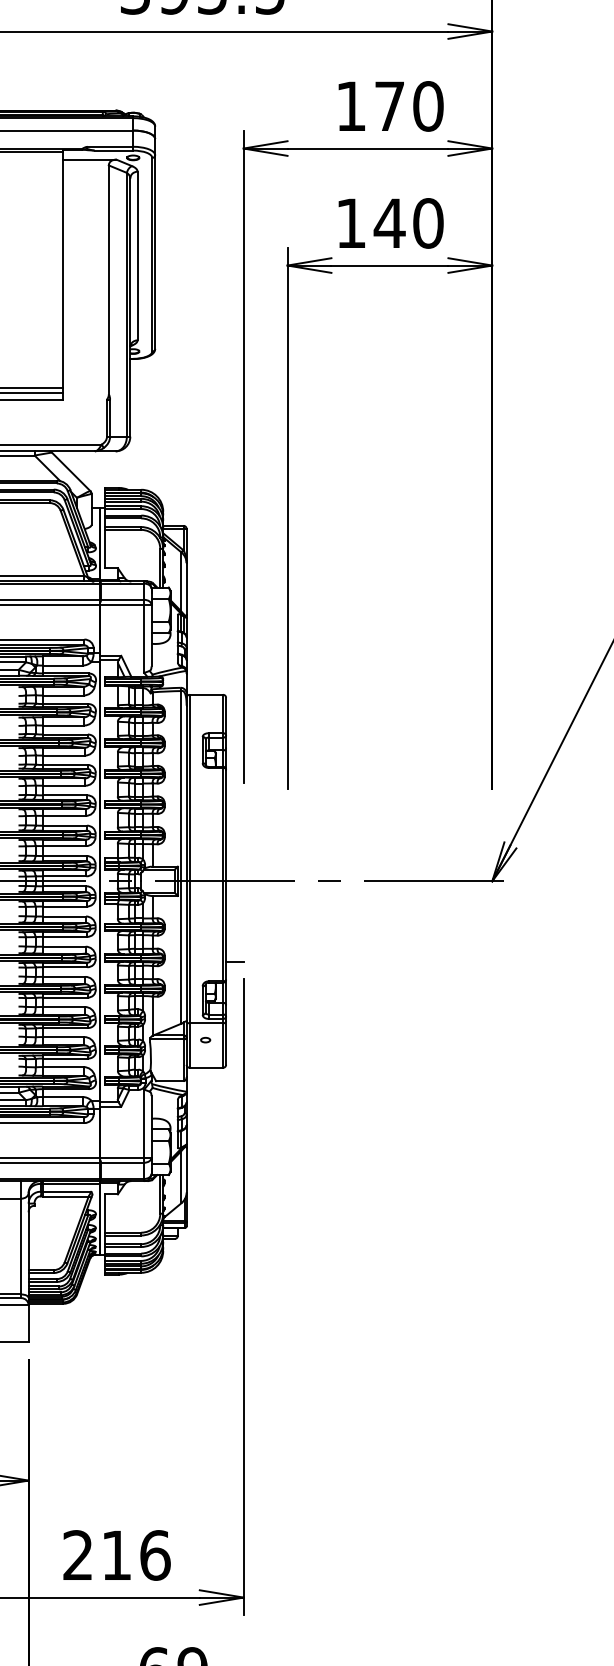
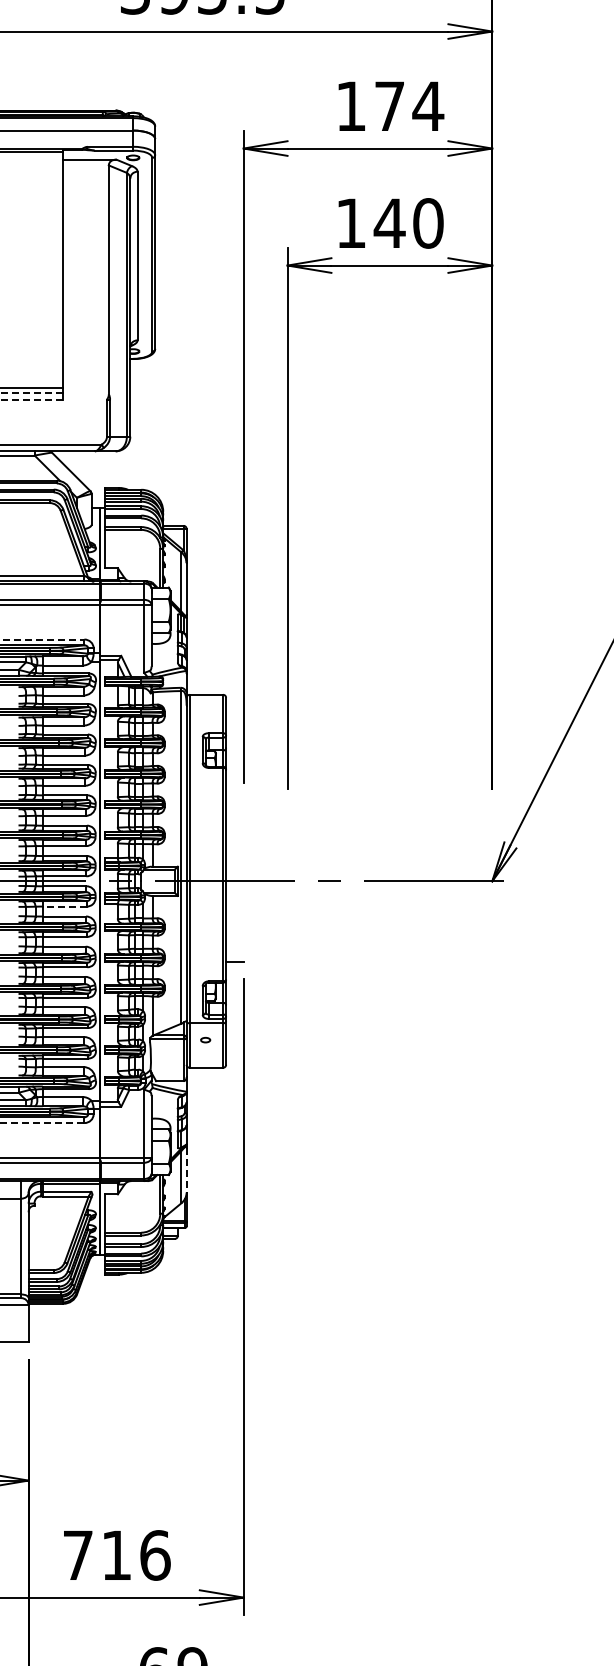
text: 170 -> 174 (428, 106)
line: solid -> dashed (31, 392)
line: solid -> dashed (31, 399)
line: solid -> dashed (42, 639)
line: solid -> dashed (64, 906)
line: solid -> dashed (42, 1123)
line: solid -> dashed (186, 1170)
text: 216 -> 716 (77, 1554)
